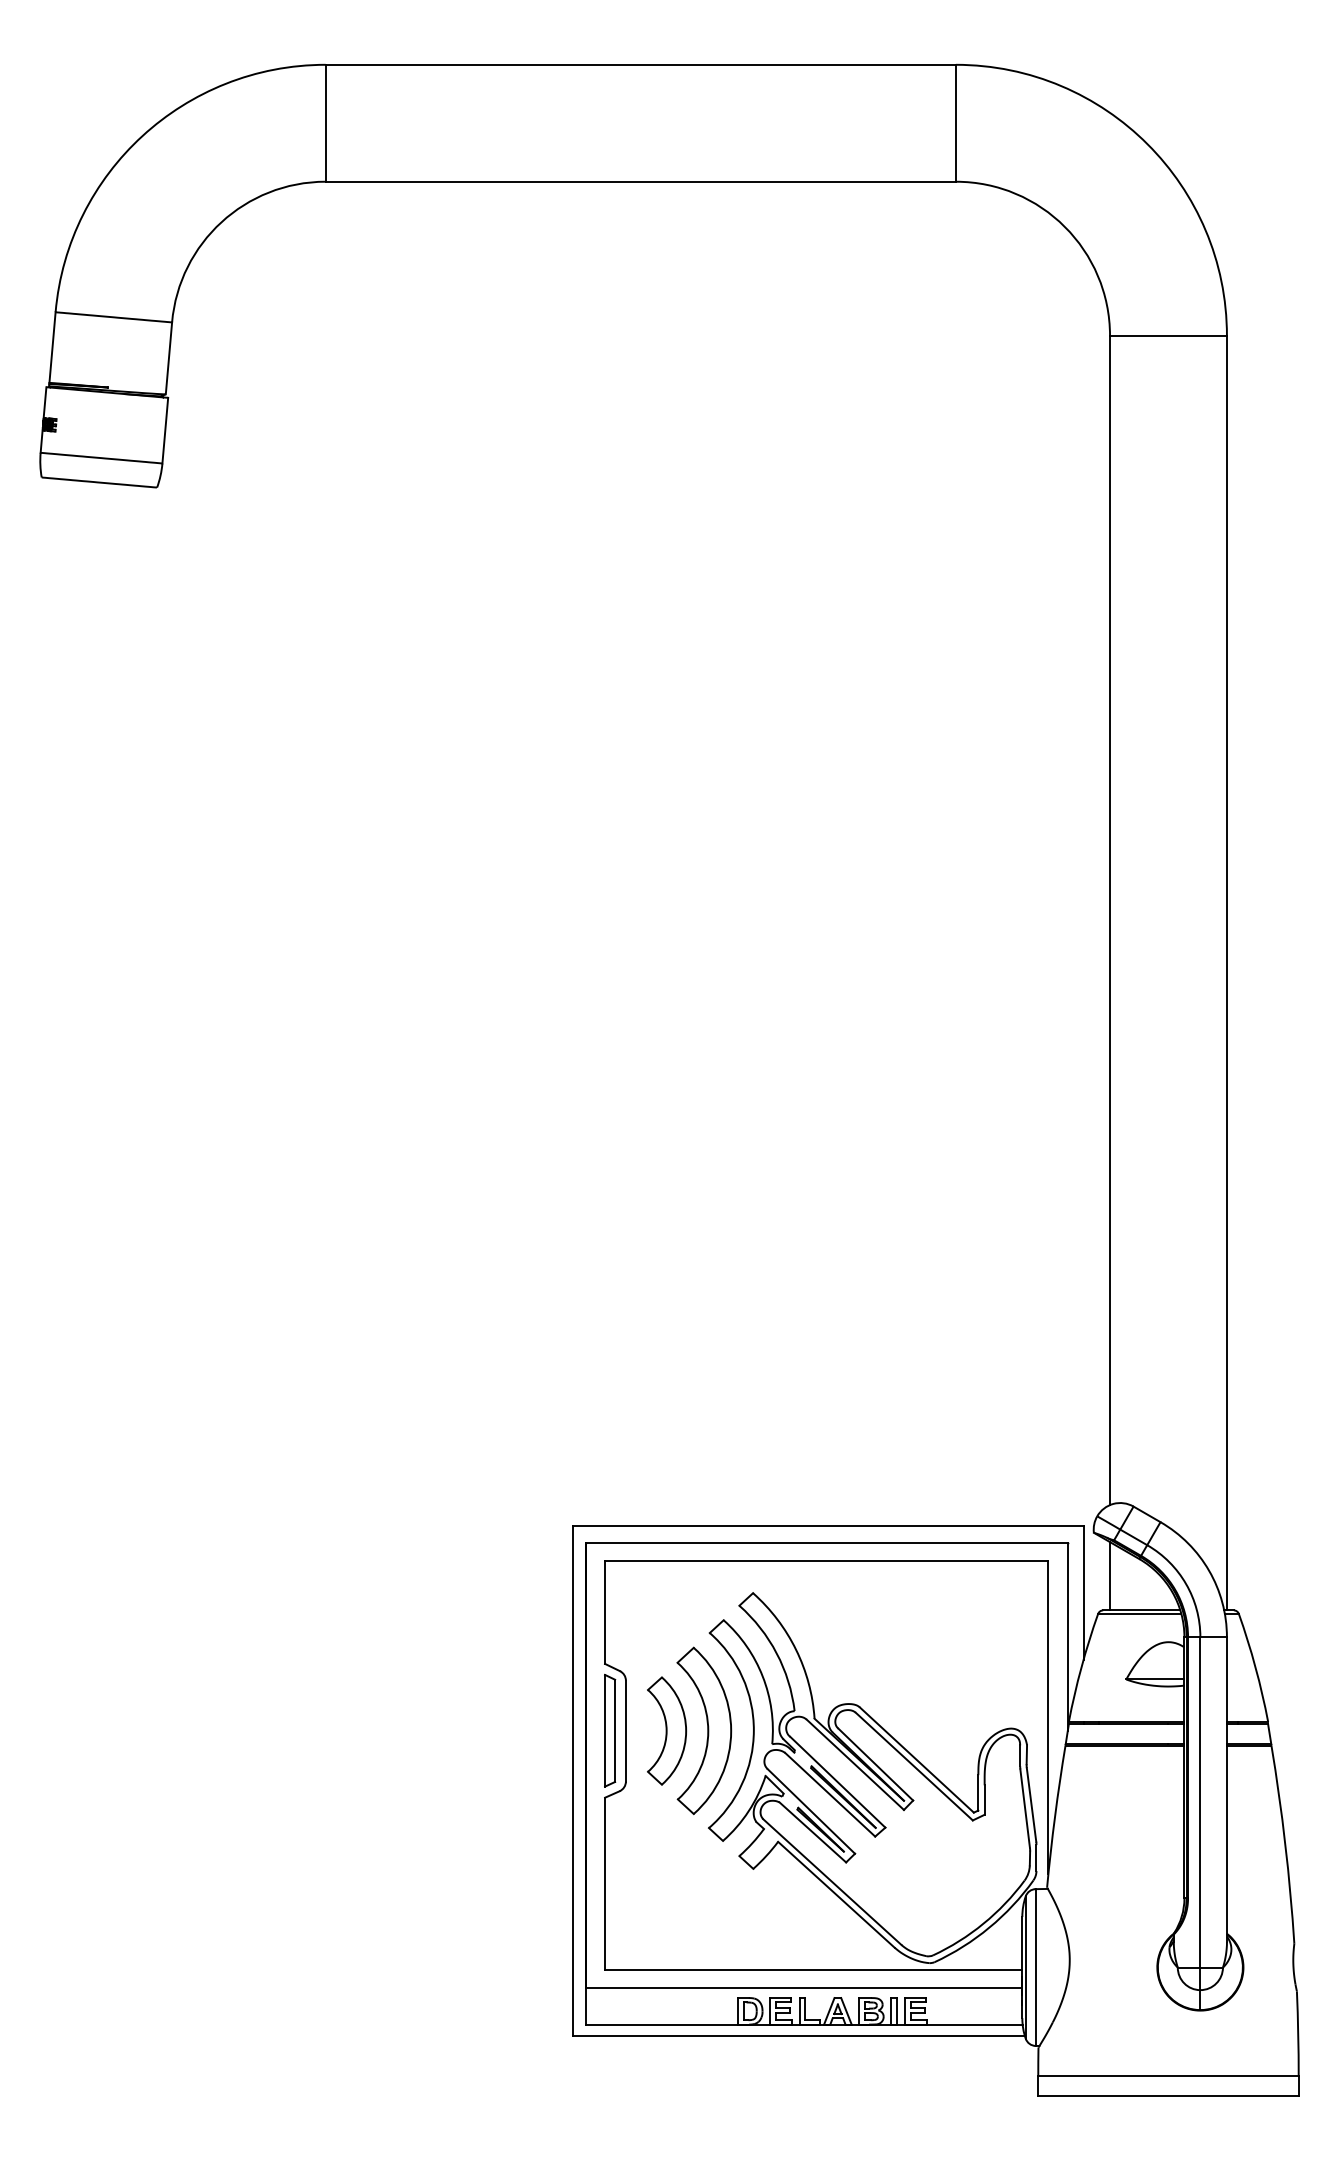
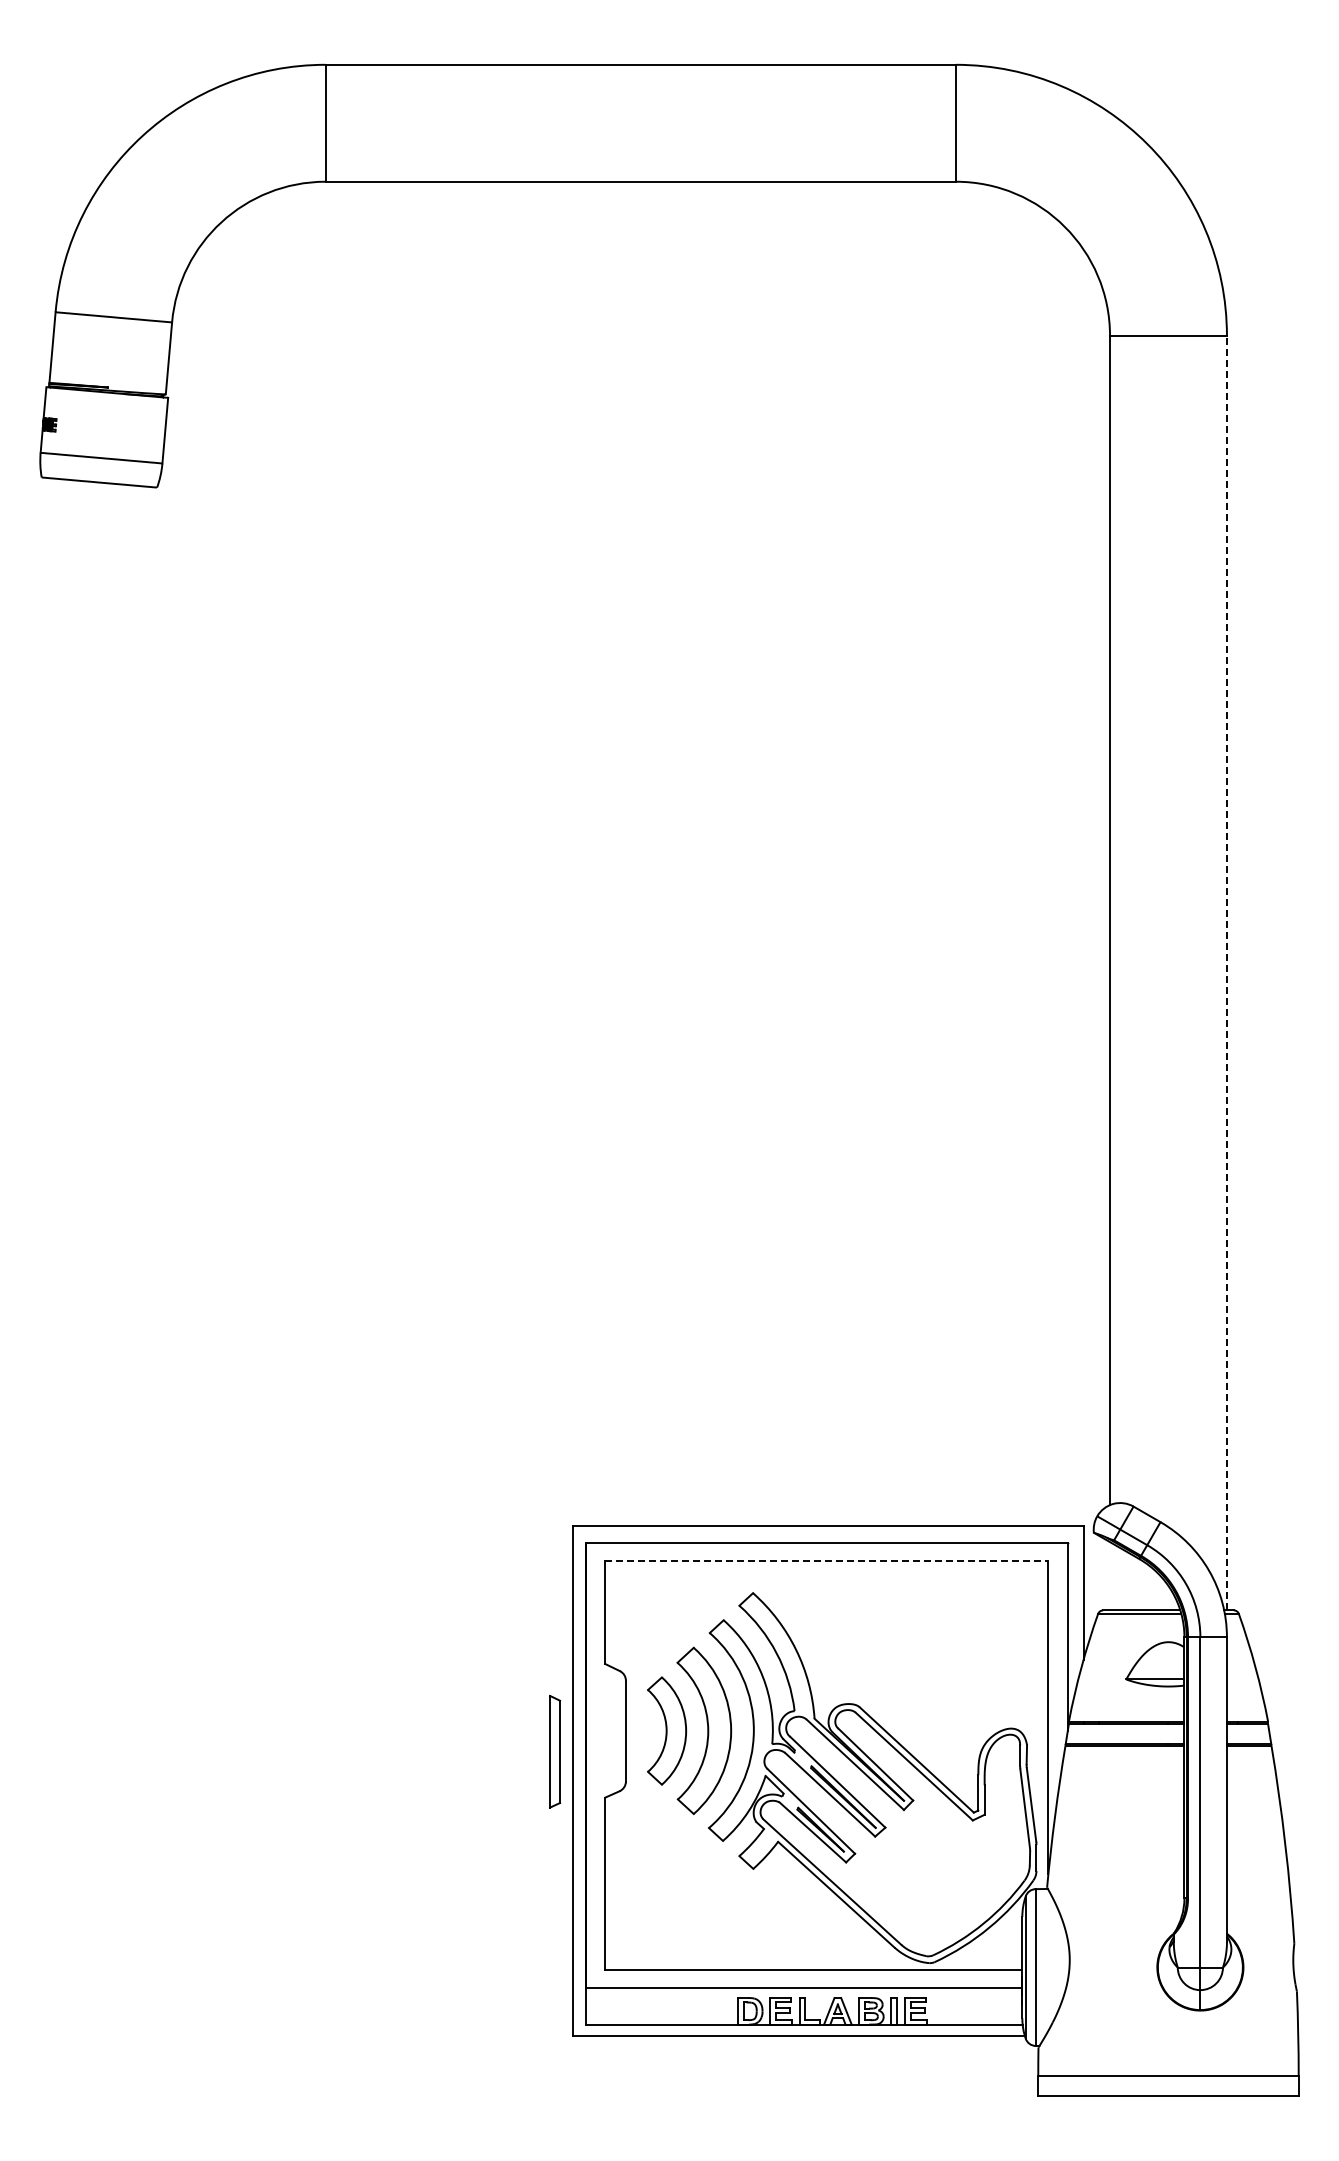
line: solid -> dashed (1226, 972)
line: solid -> dashed (826, 1560)
line: present -> none (1110, 1576)
part position: (610, 1730) -> (555, 1751) (555, 1751)
